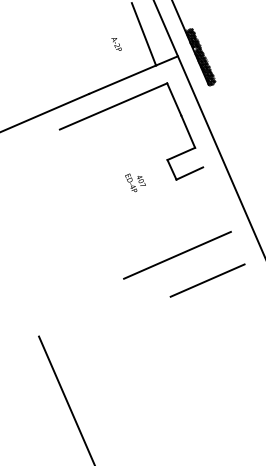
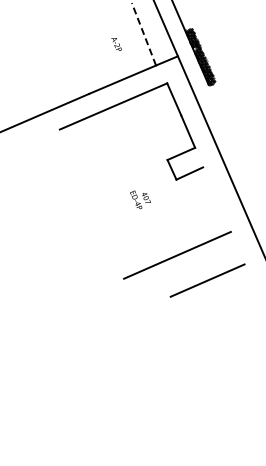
line: solid -> dashed (143, 33)
text position: (135, 182) -> (140, 199) (140, 199)
line: present -> none (66, 399)
